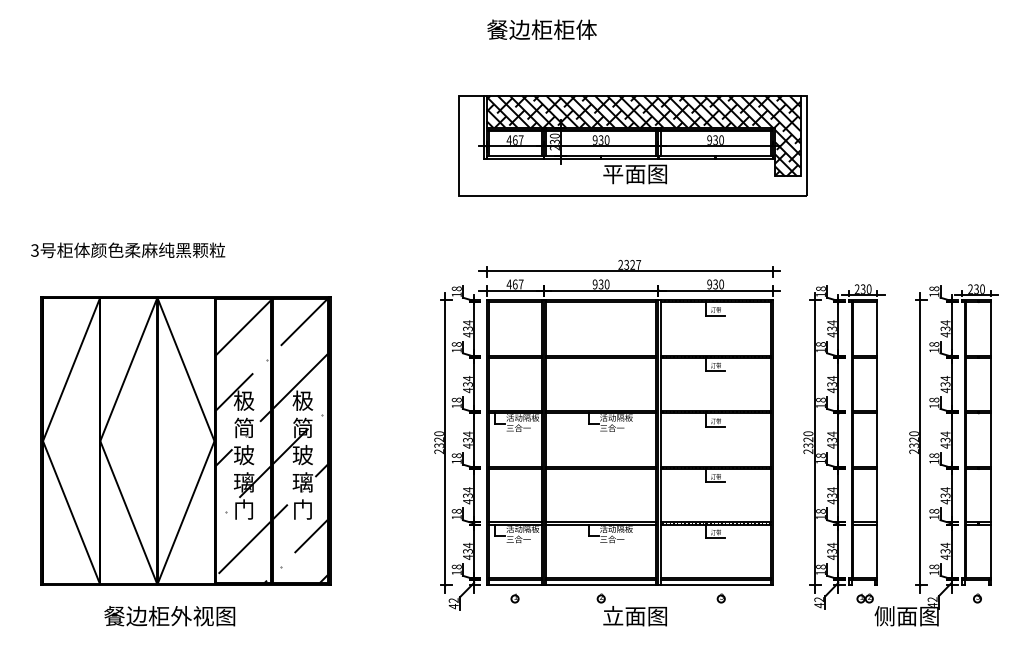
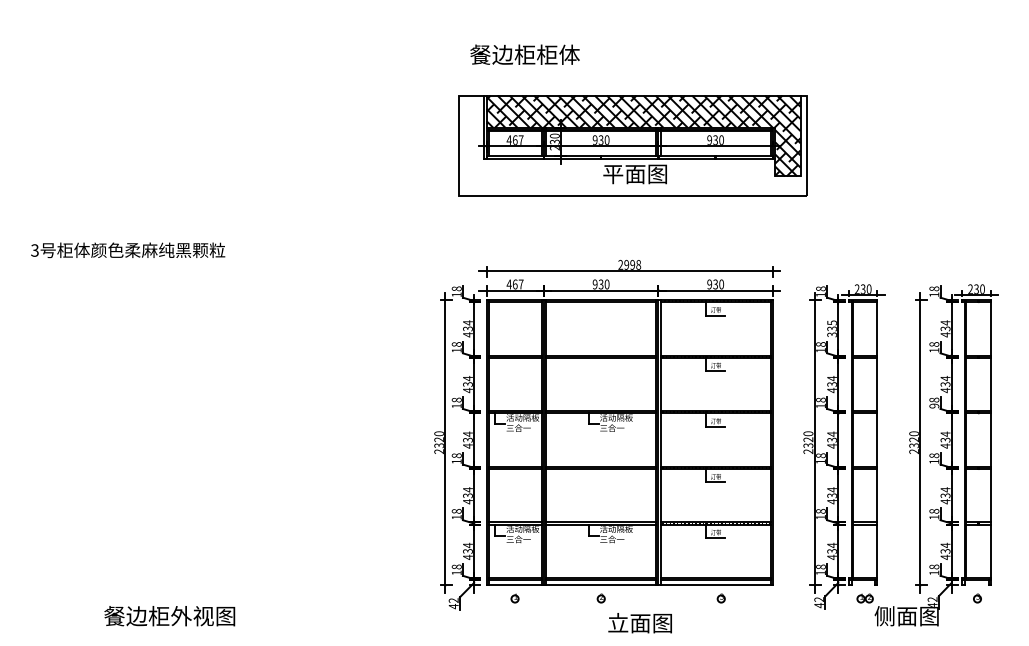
text position: (541, 29) -> (524, 54) (524, 54)
text: 2327 -> 2998 (632, 264)
text: 434 -> 335 (831, 328)
text: 18 -> 98 (934, 405)
part: present -> none (185, 440)
text position: (634, 616) -> (639, 623) (639, 623)
